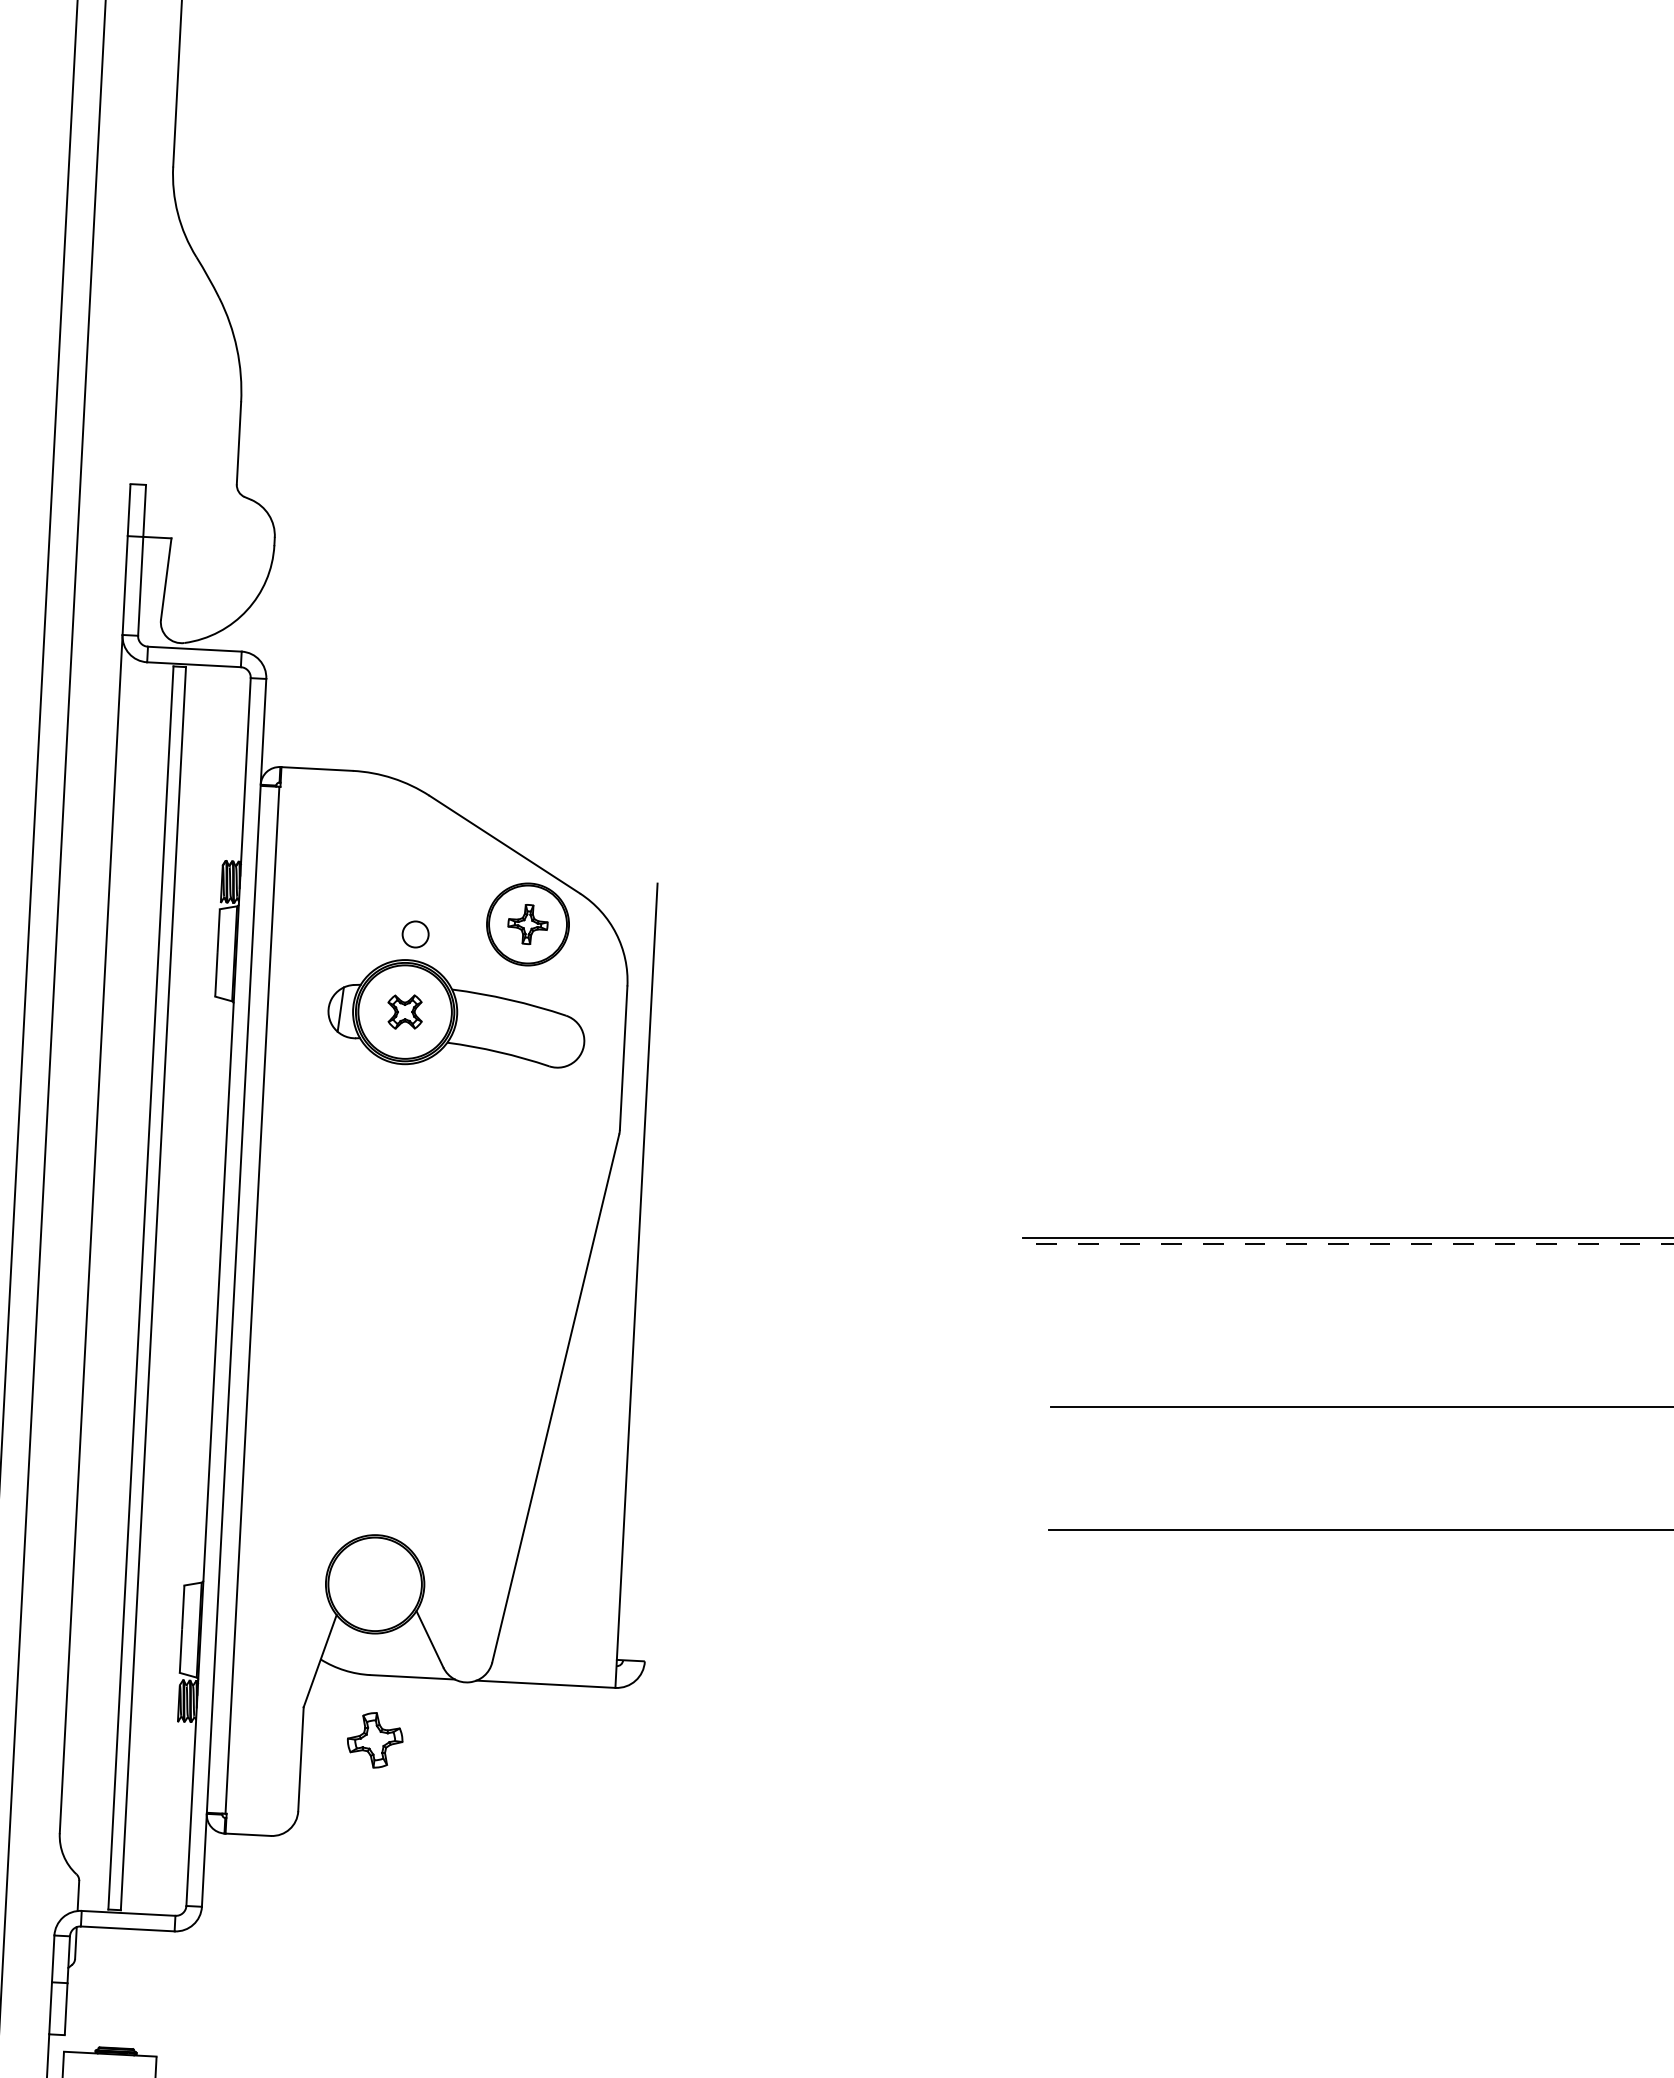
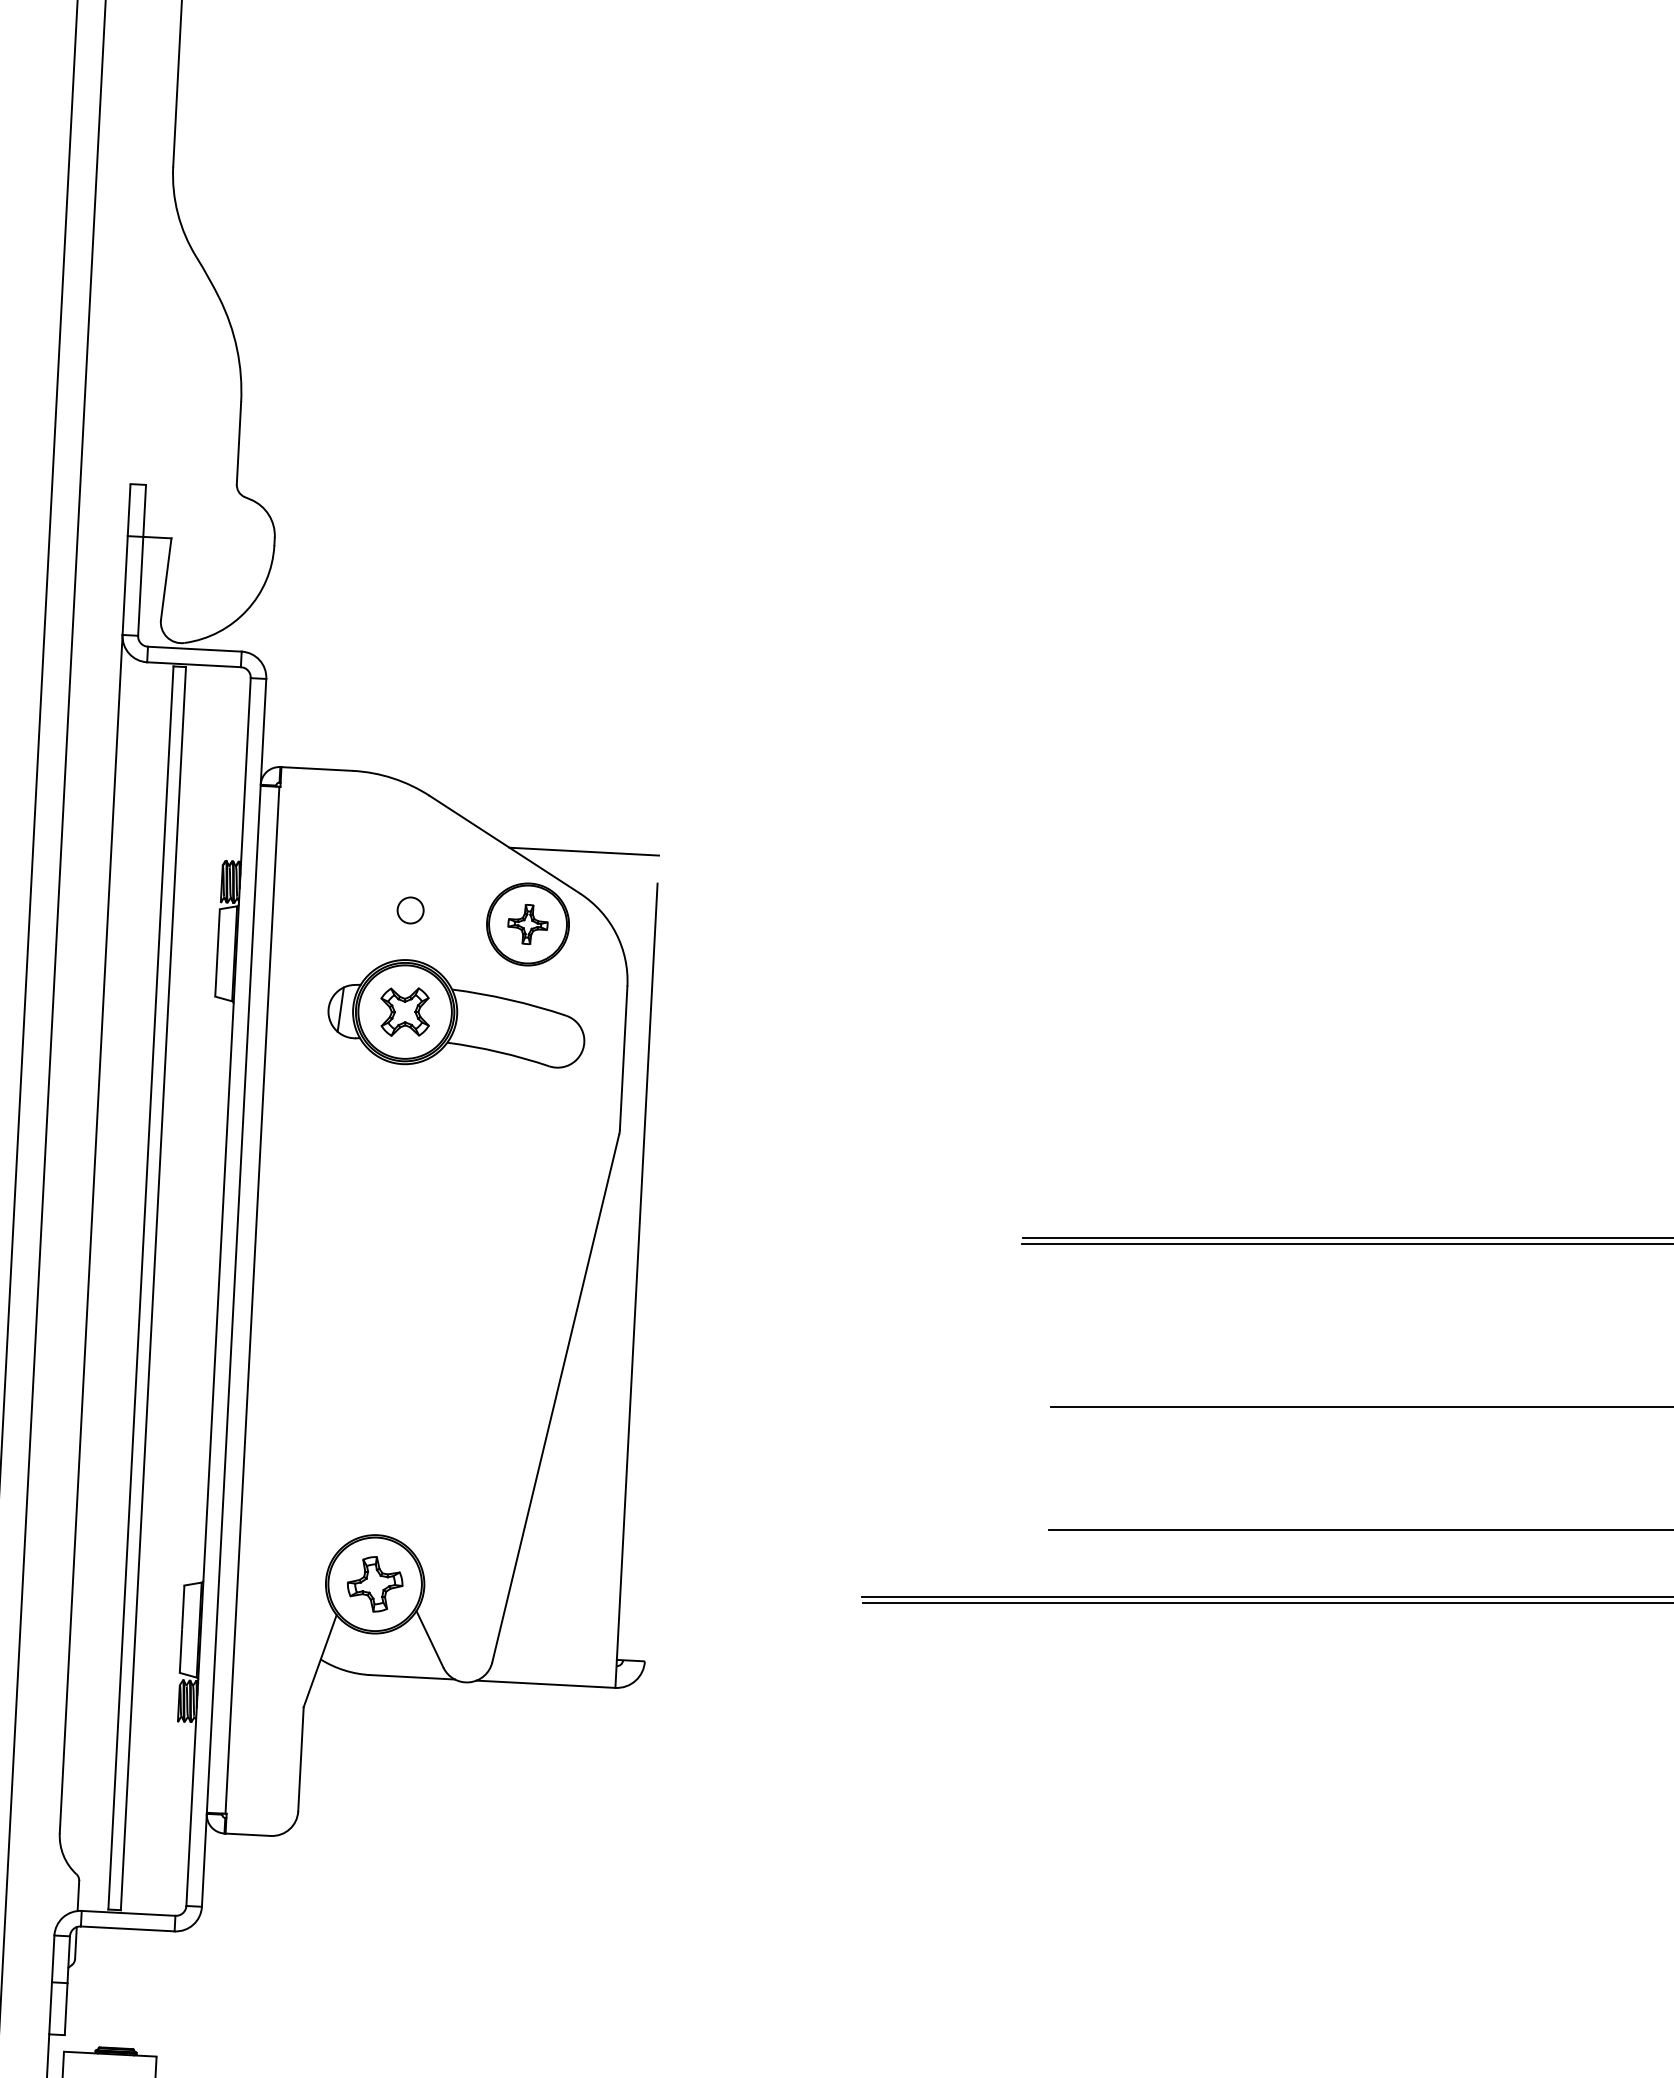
line: none -> present (584, 851)
circle position: (415, 934) -> (410, 910) (410, 910)
part size: 36x36 px -> 50x50 px (404, 1011)
line: dashed -> solid (1347, 1244)
line: none -> present (1266, 1596)
line: none -> present (1266, 1602)
part position: (375, 1740) -> (375, 1584) (375, 1584)
